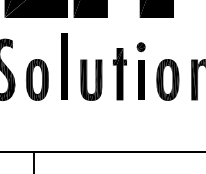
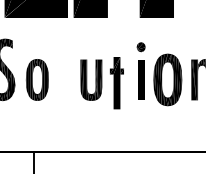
part: present -> none (64, 66)
part position: (119, 74) -> (116, 83) (116, 83)
part size: 24x42 px -> 30x54 px (167, 79)
